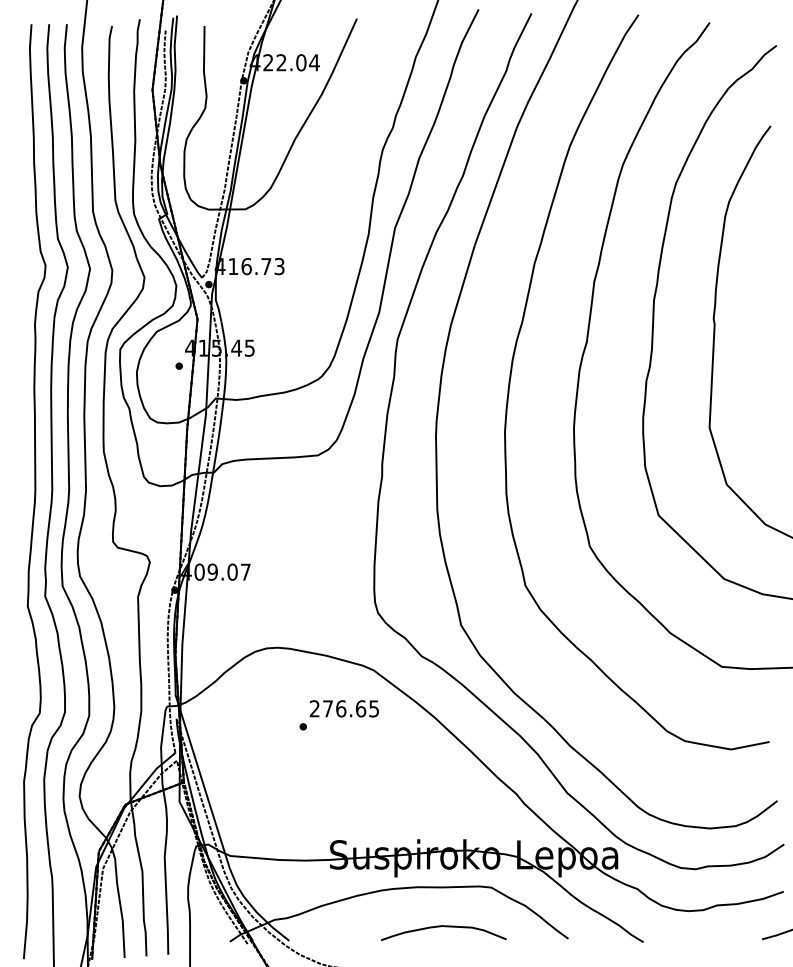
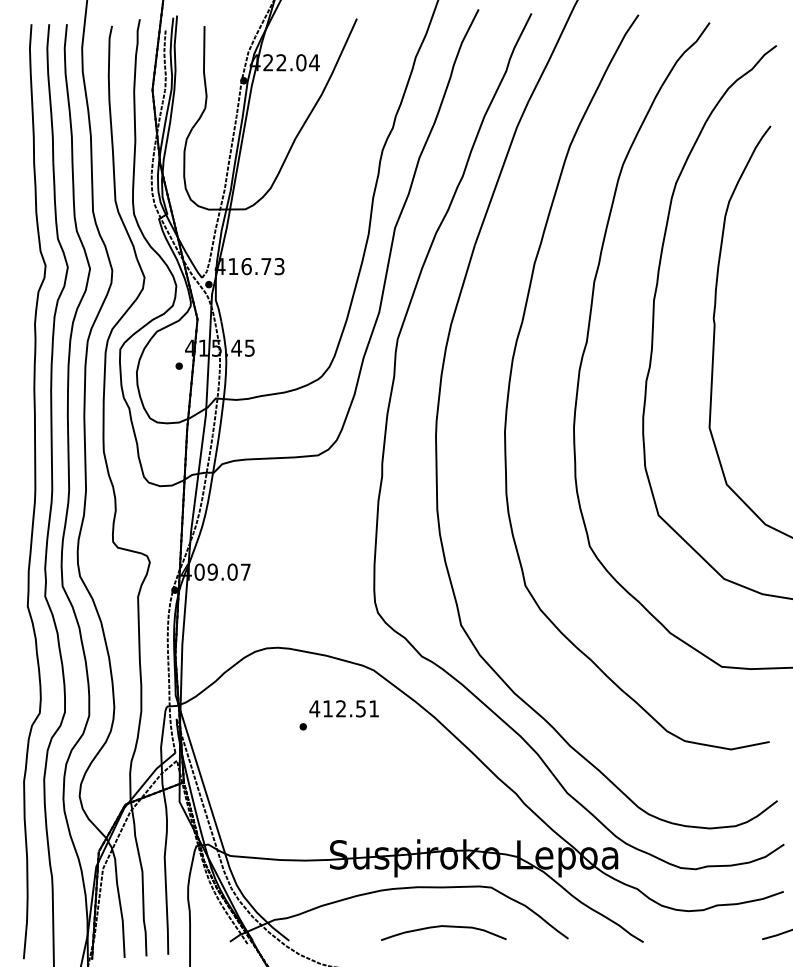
text: 276.65 -> 412.51 (343, 708)
